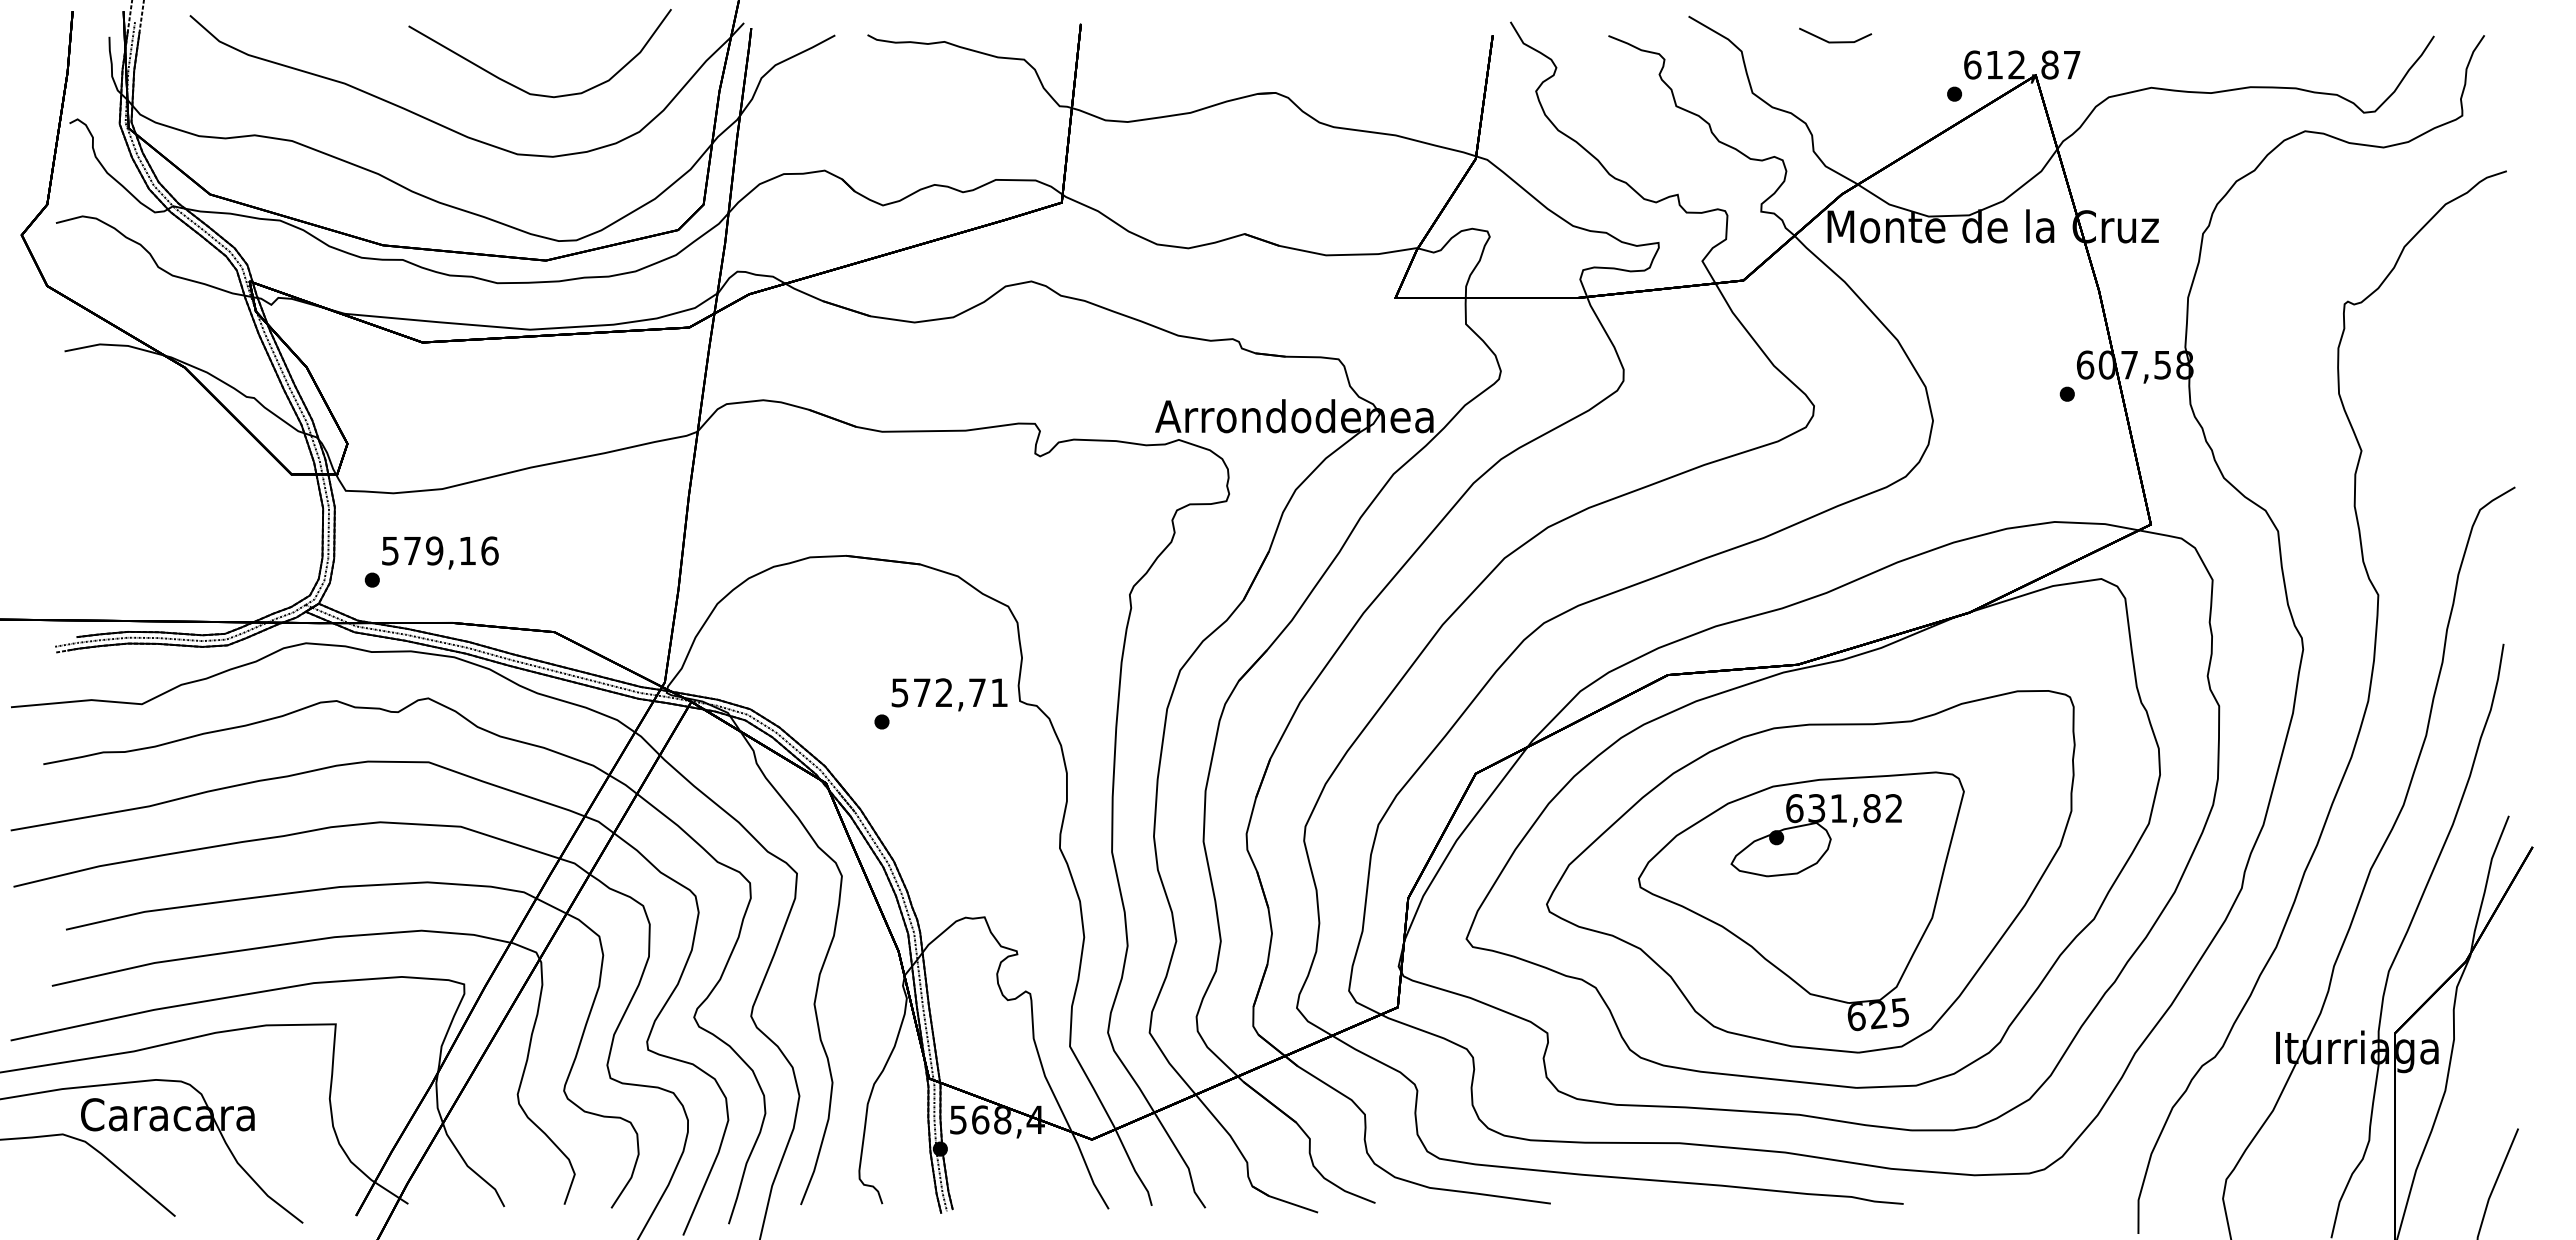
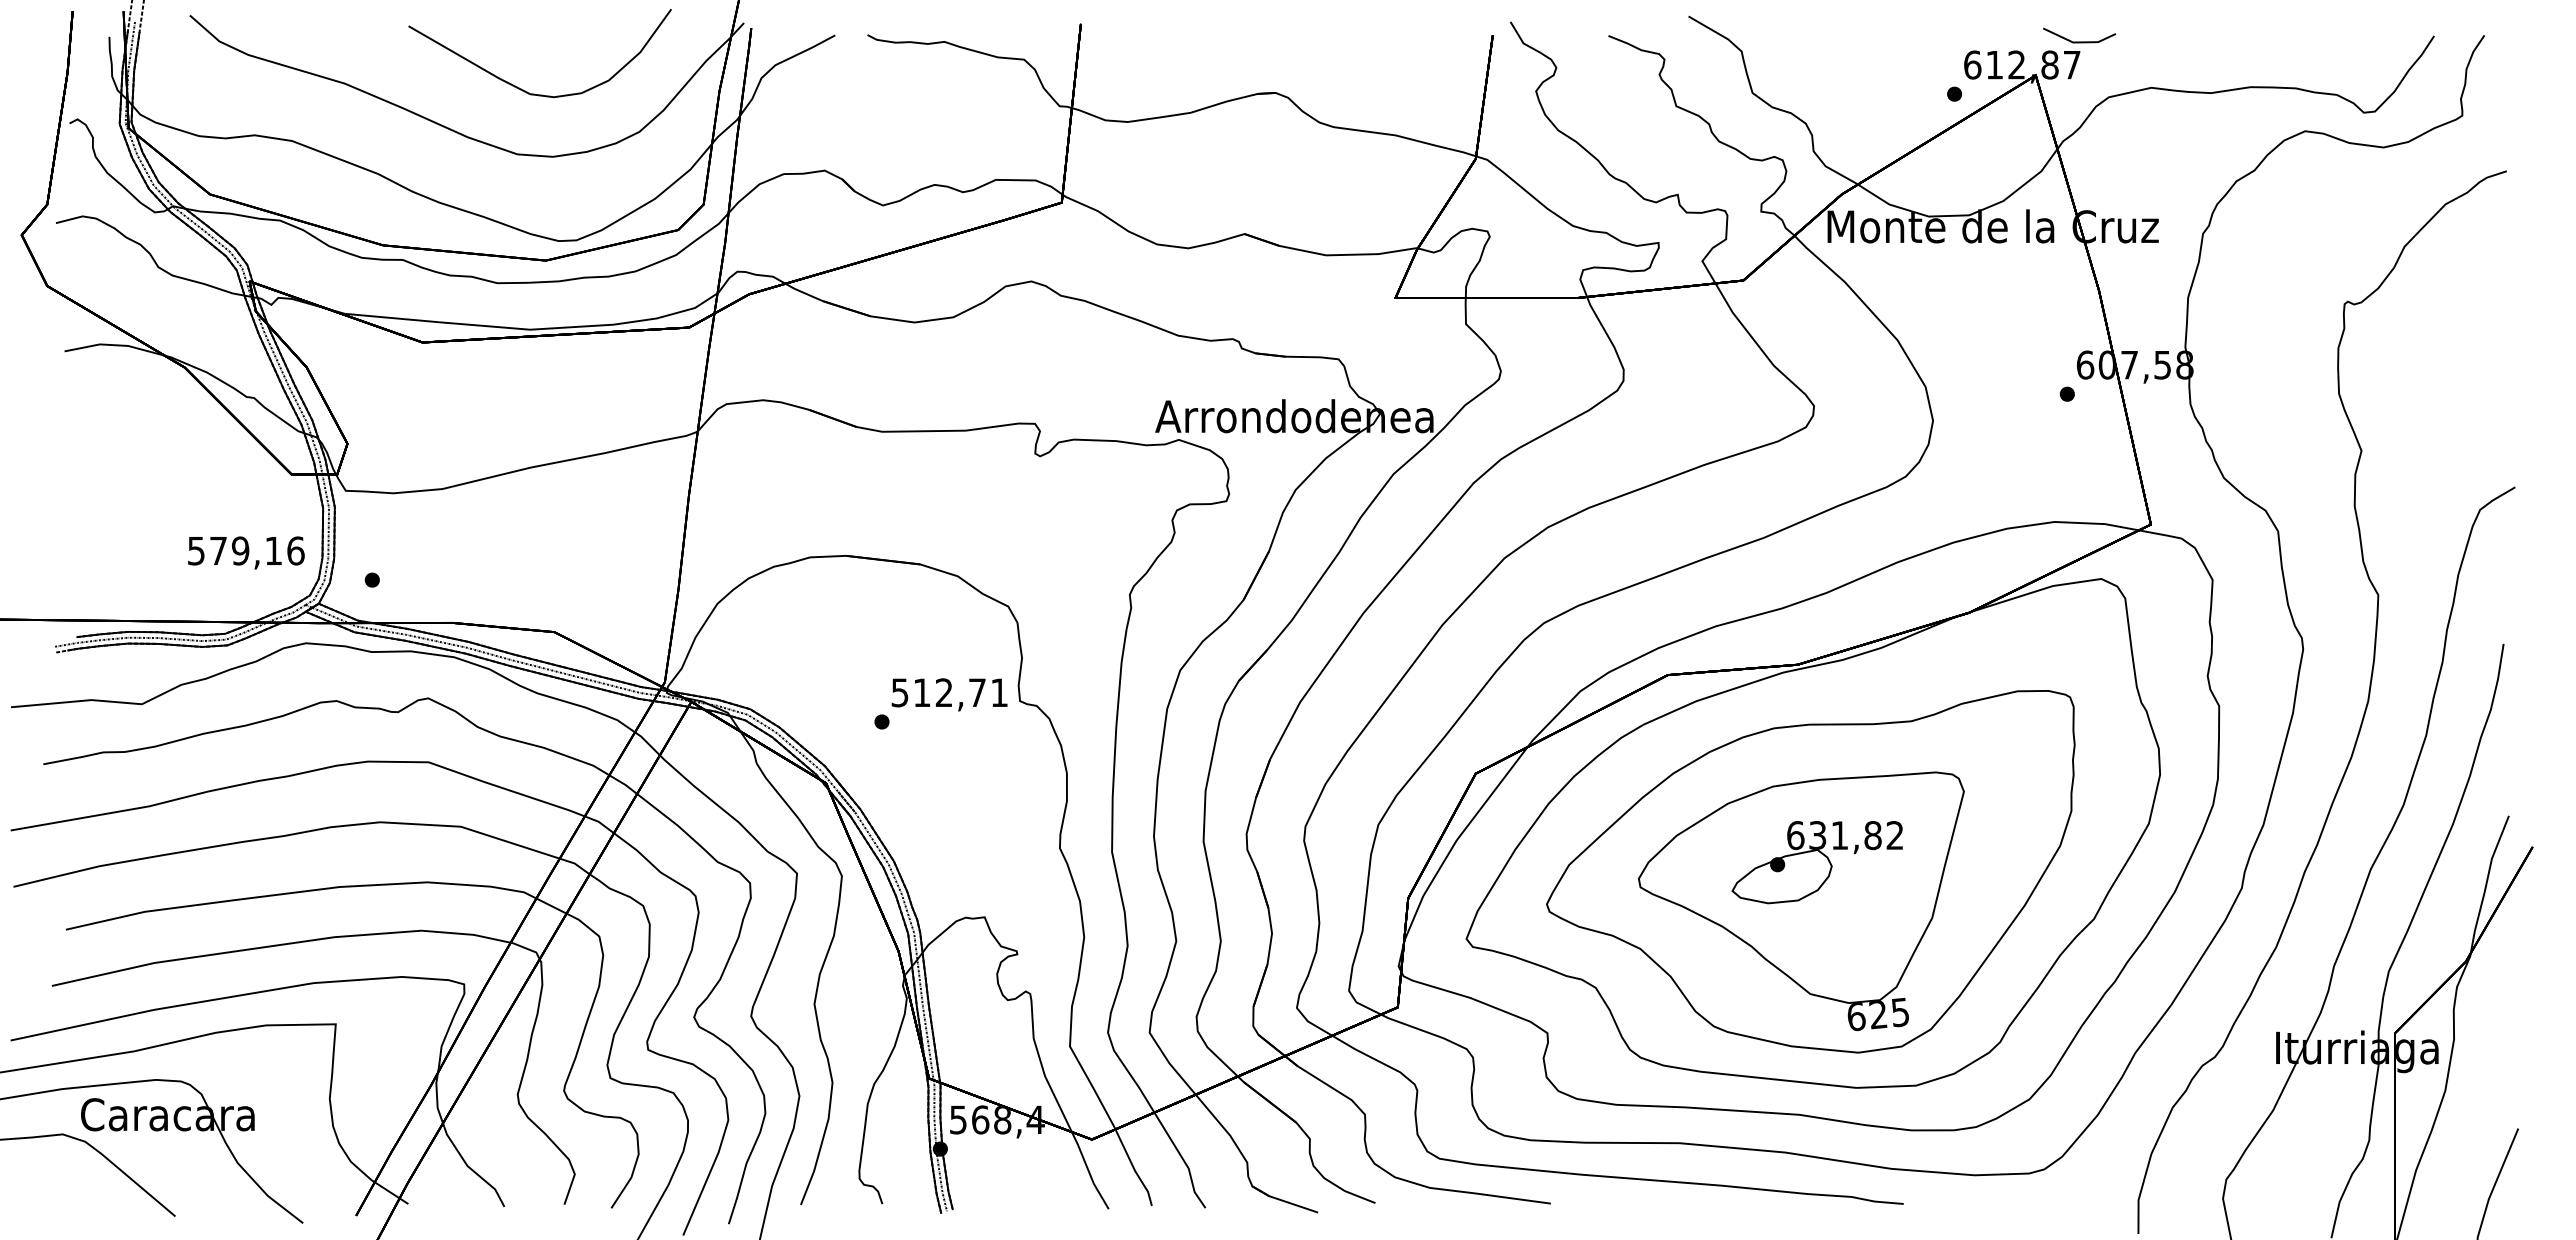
part position: (1835, 35) -> (2079, 35) (2079, 35)
text position: (440, 552) -> (246, 552) (246, 552)
text: 572,71 -> 512,71 (922, 692)
part position: (1815, 835) -> (1816, 862) (1816, 862)
